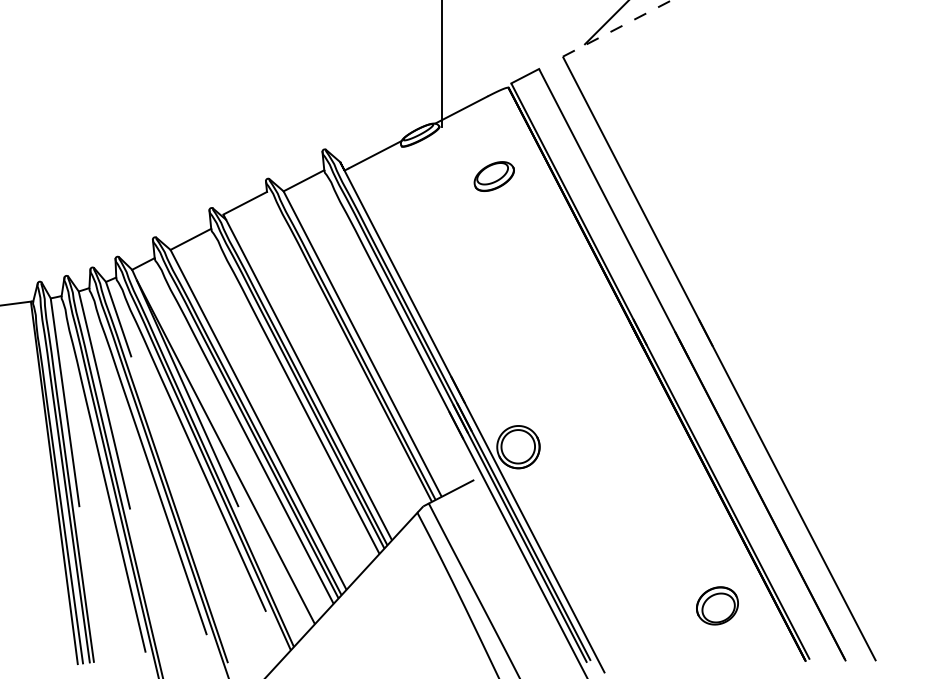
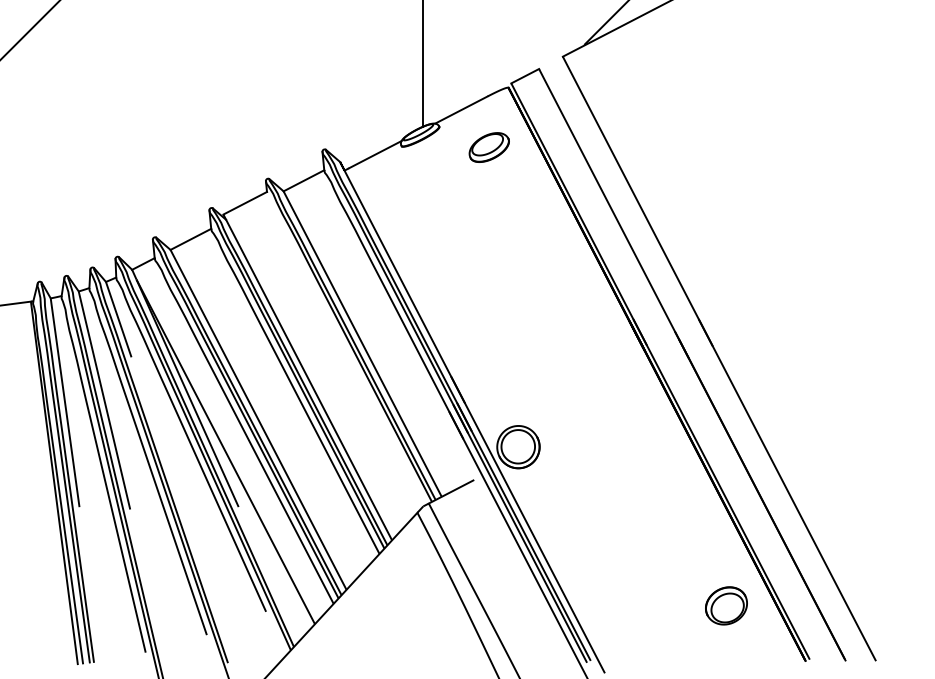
line: dashed -> solid (617, 28)
line: none -> present (30, 30)
line position: (442, 64) -> (423, 64) (423, 64)
part position: (493, 176) -> (488, 147) (488, 147)
part position: (717, 605) -> (726, 605) (726, 605)
